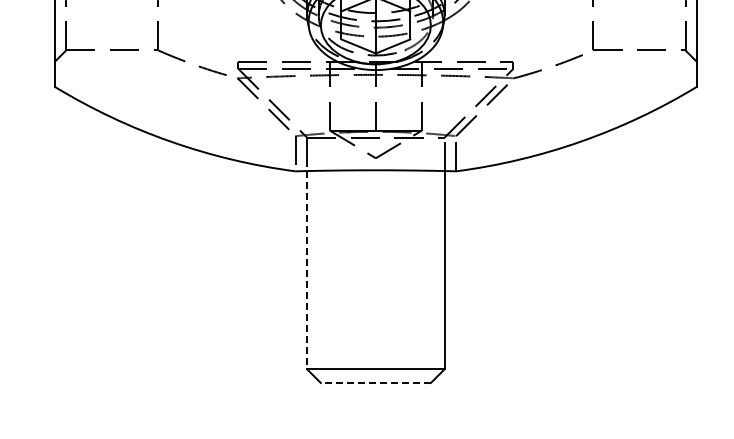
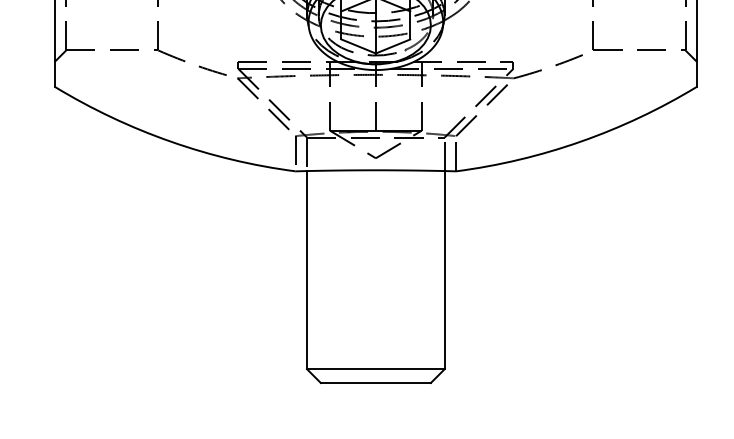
line: dashed -> solid (307, 270)
line: dashed -> solid (375, 382)
